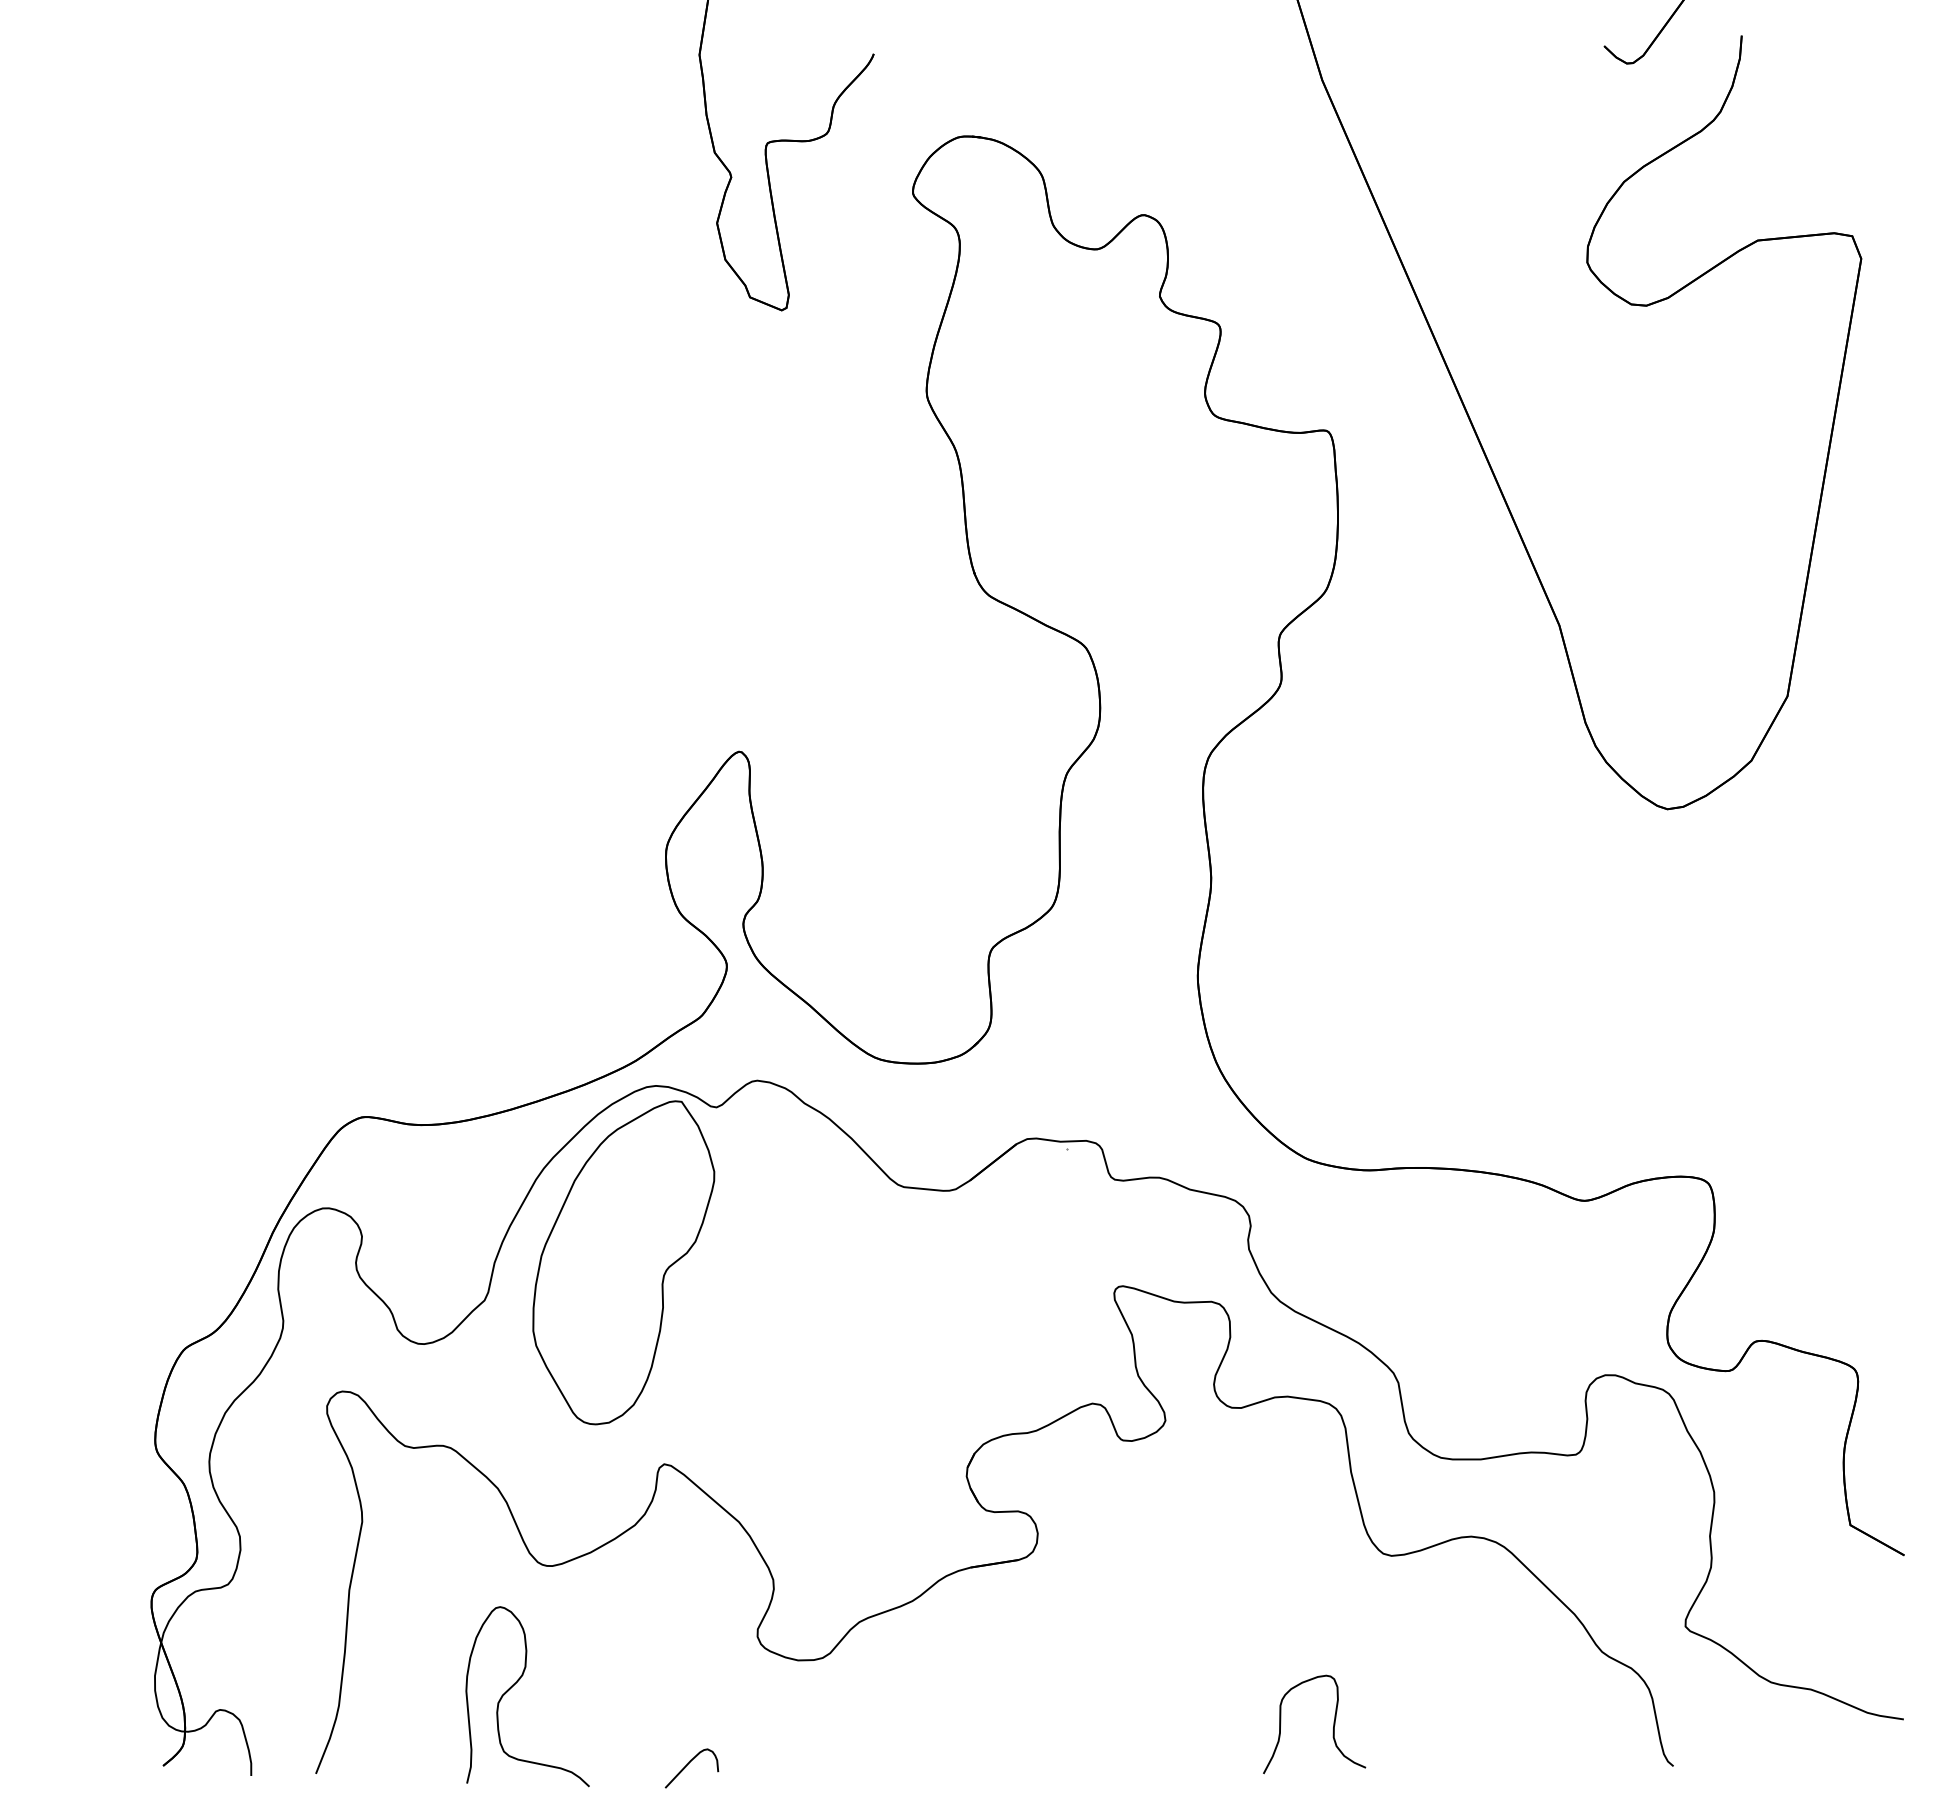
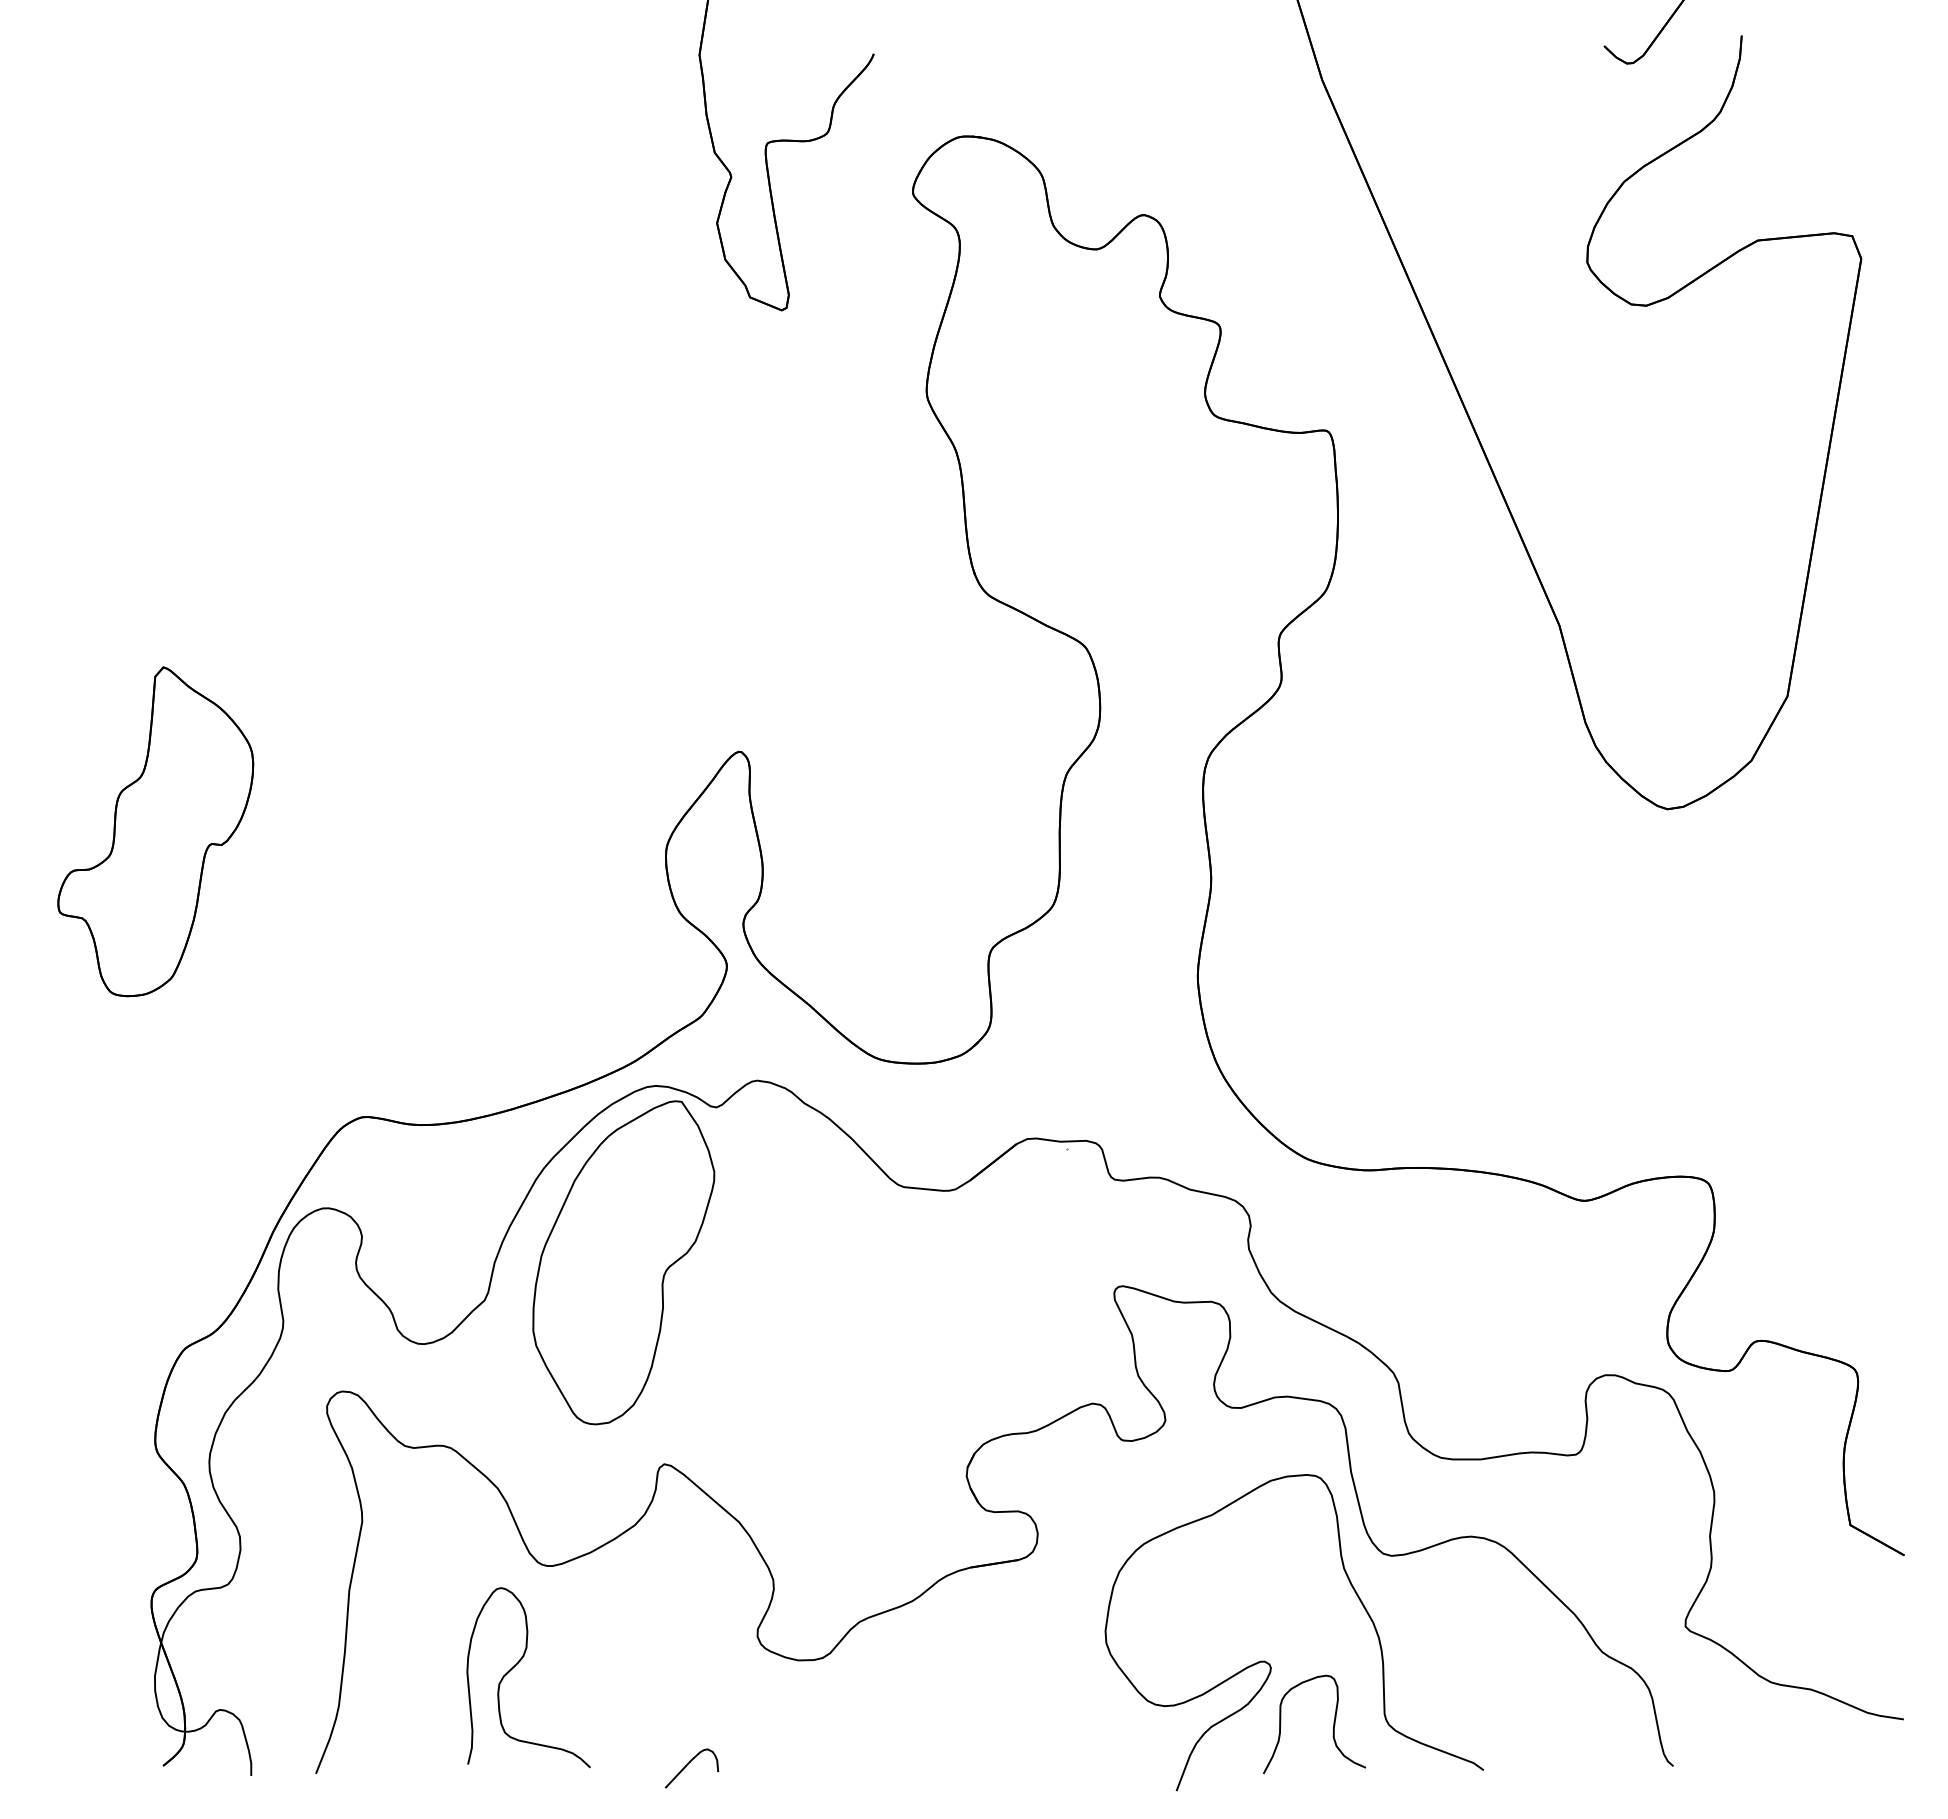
part: none -> present (155, 831)
curve: none -> present (1268, 1662)
curve position: (515, 1684) -> (516, 1665) (516, 1665)
